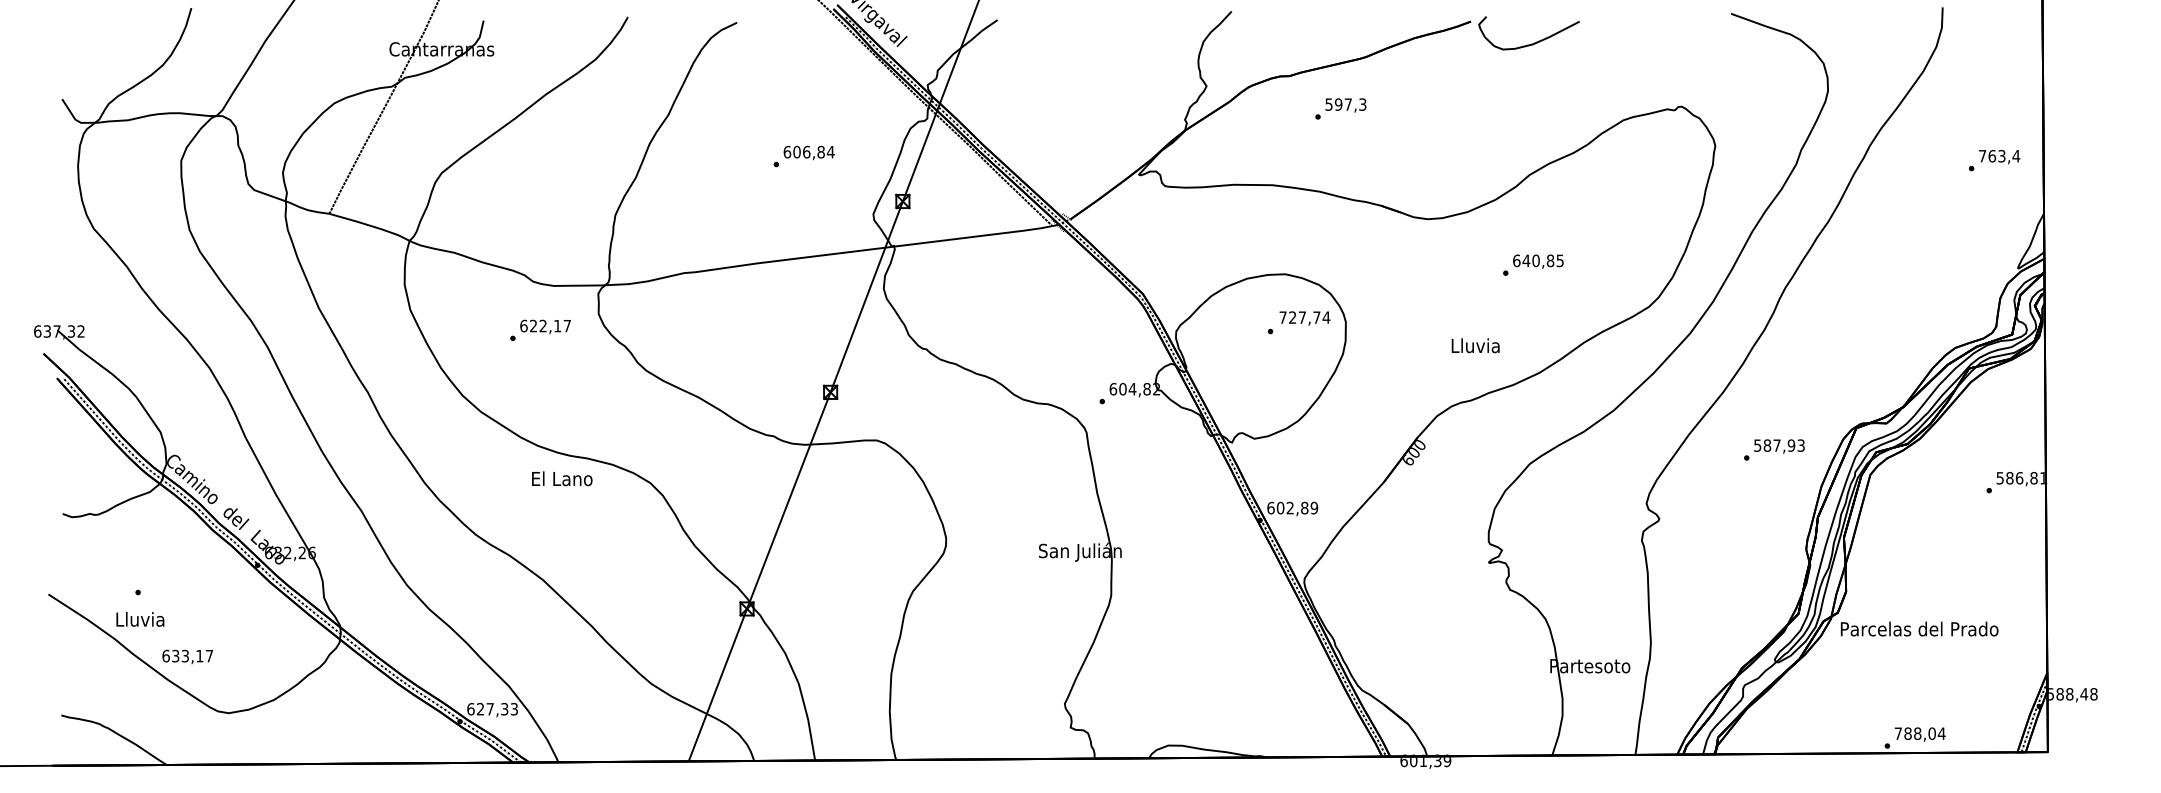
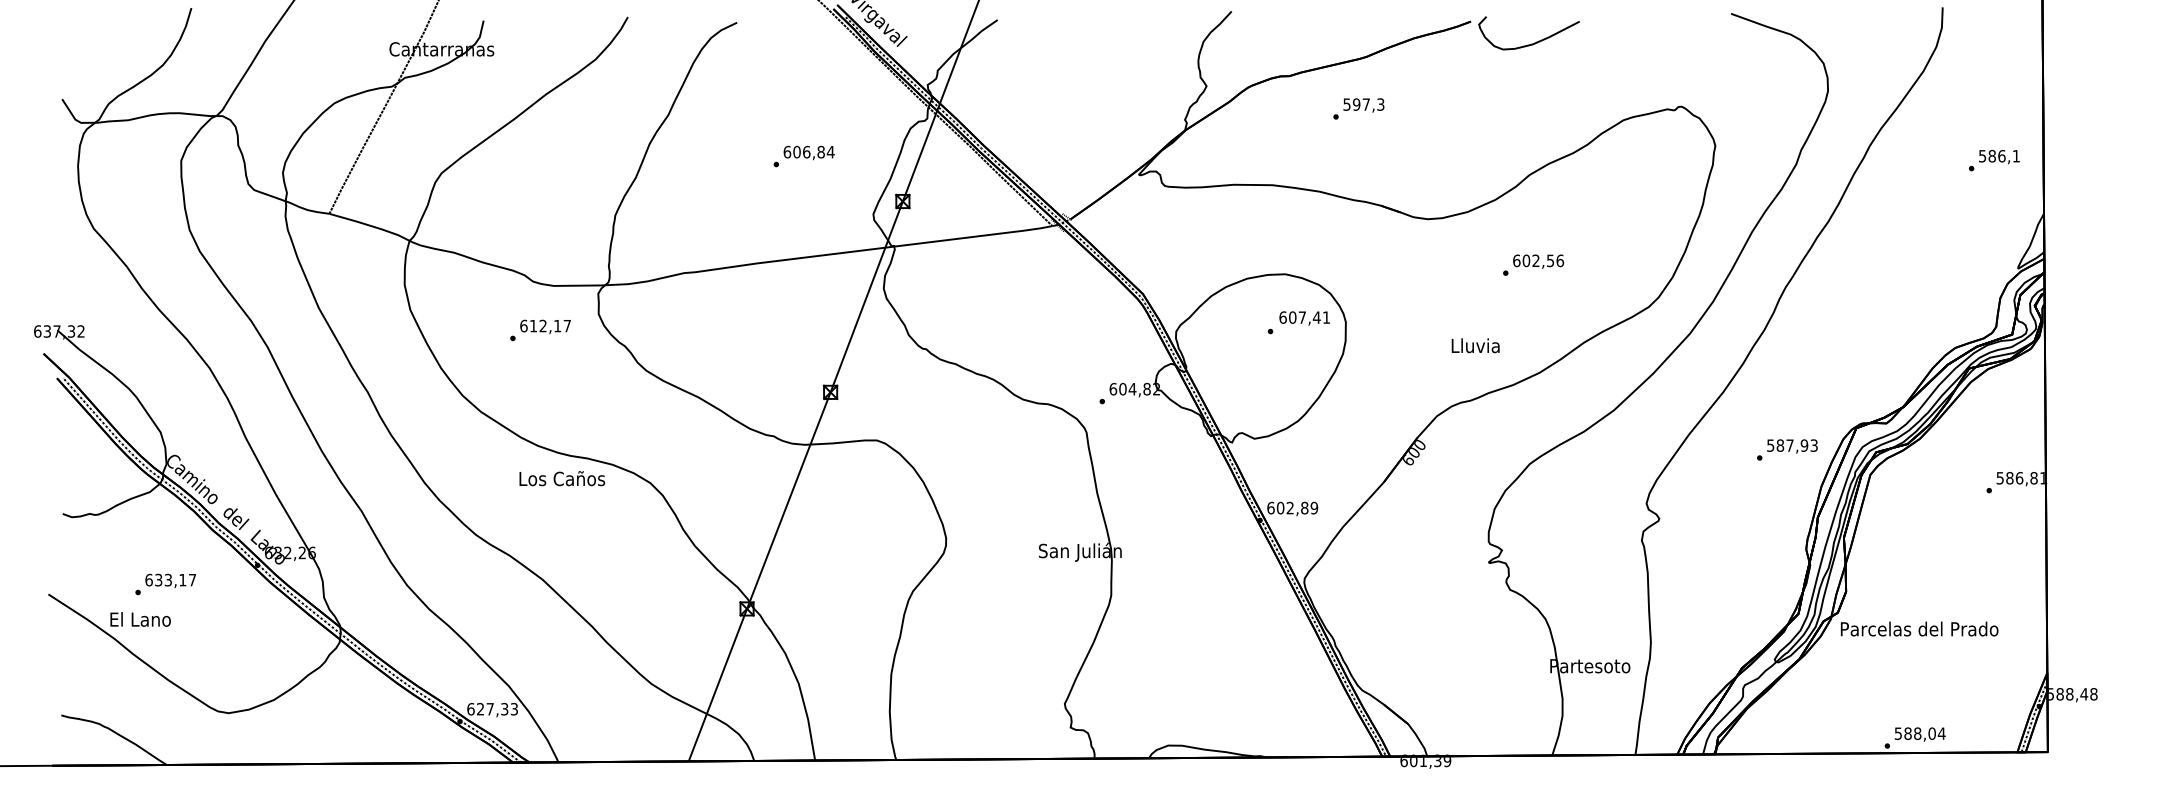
text position: (1340, 108) -> (1358, 108) (1358, 108)
text: 763,4 -> 586,1 (1999, 155)
text: 640,85 -> 602,56 (1543, 260)
text: 727,74 -> 607,41 (1304, 317)
text: 622,17 -> 612,17 (532, 325)
text position: (1774, 449) -> (1787, 449) (1787, 449)
text: El Lano -> Los Caños (562, 478)
text: Lluvia -> El Lano (140, 619)
text position: (187, 656) -> (170, 580) (170, 580)
text: 788,04 -> 588,04 (1897, 733)
